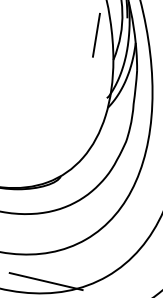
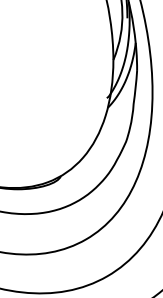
line: present -> none (95, 34)
line: present -> none (45, 281)
